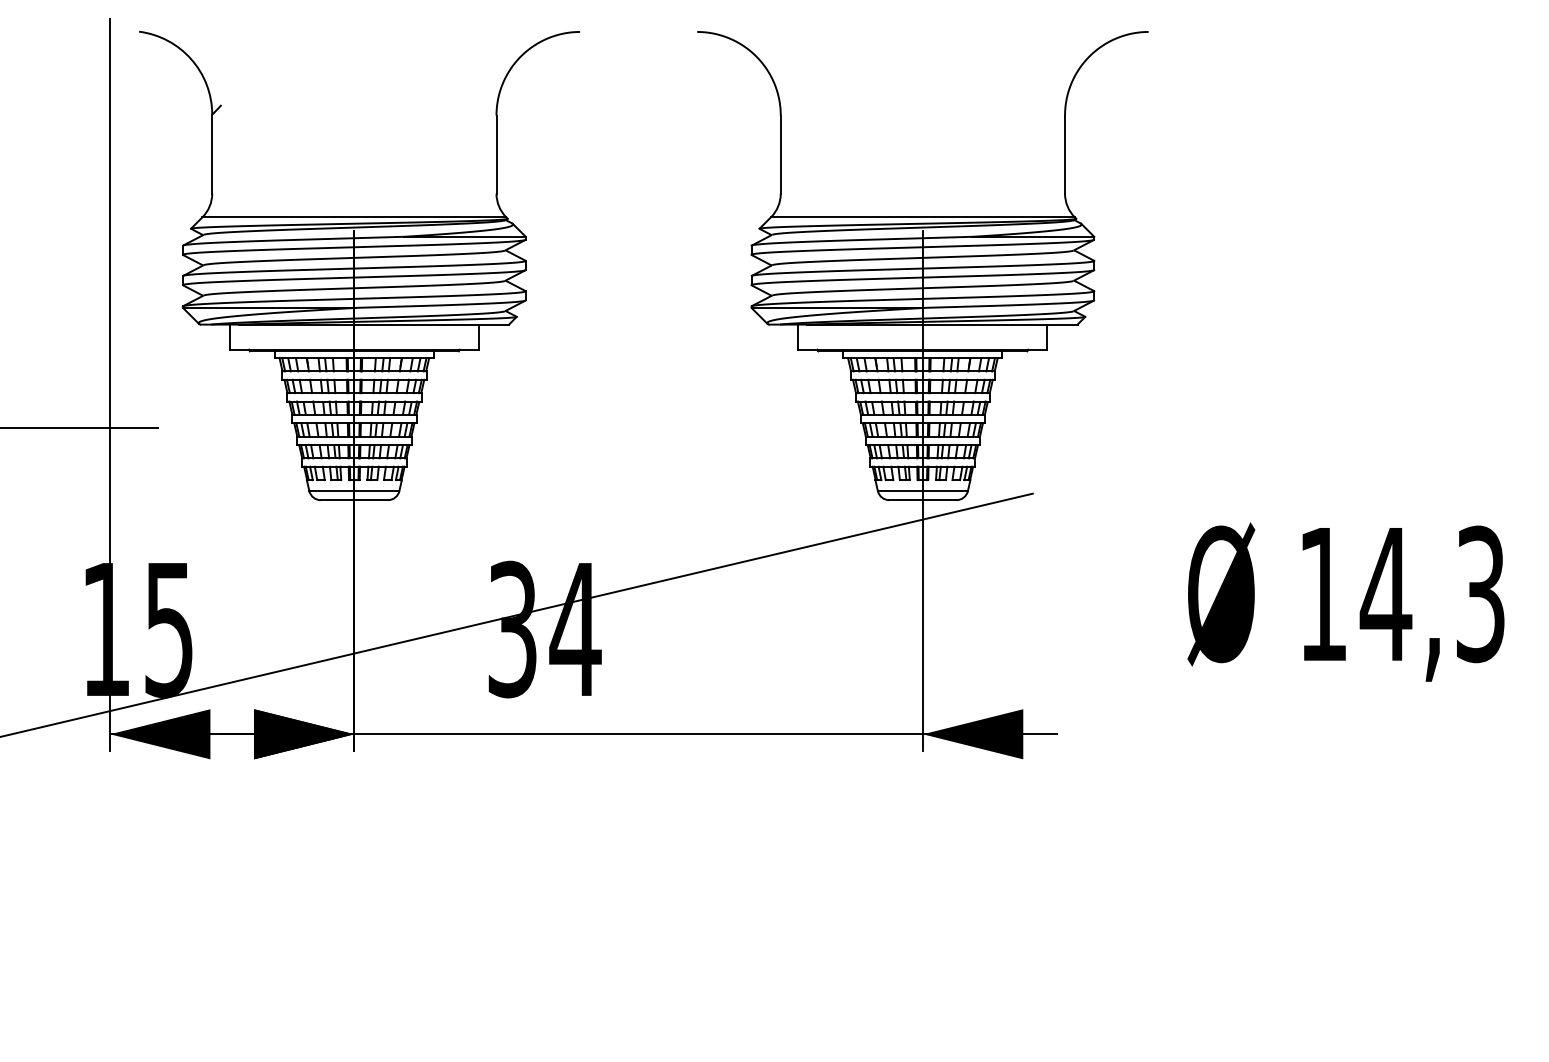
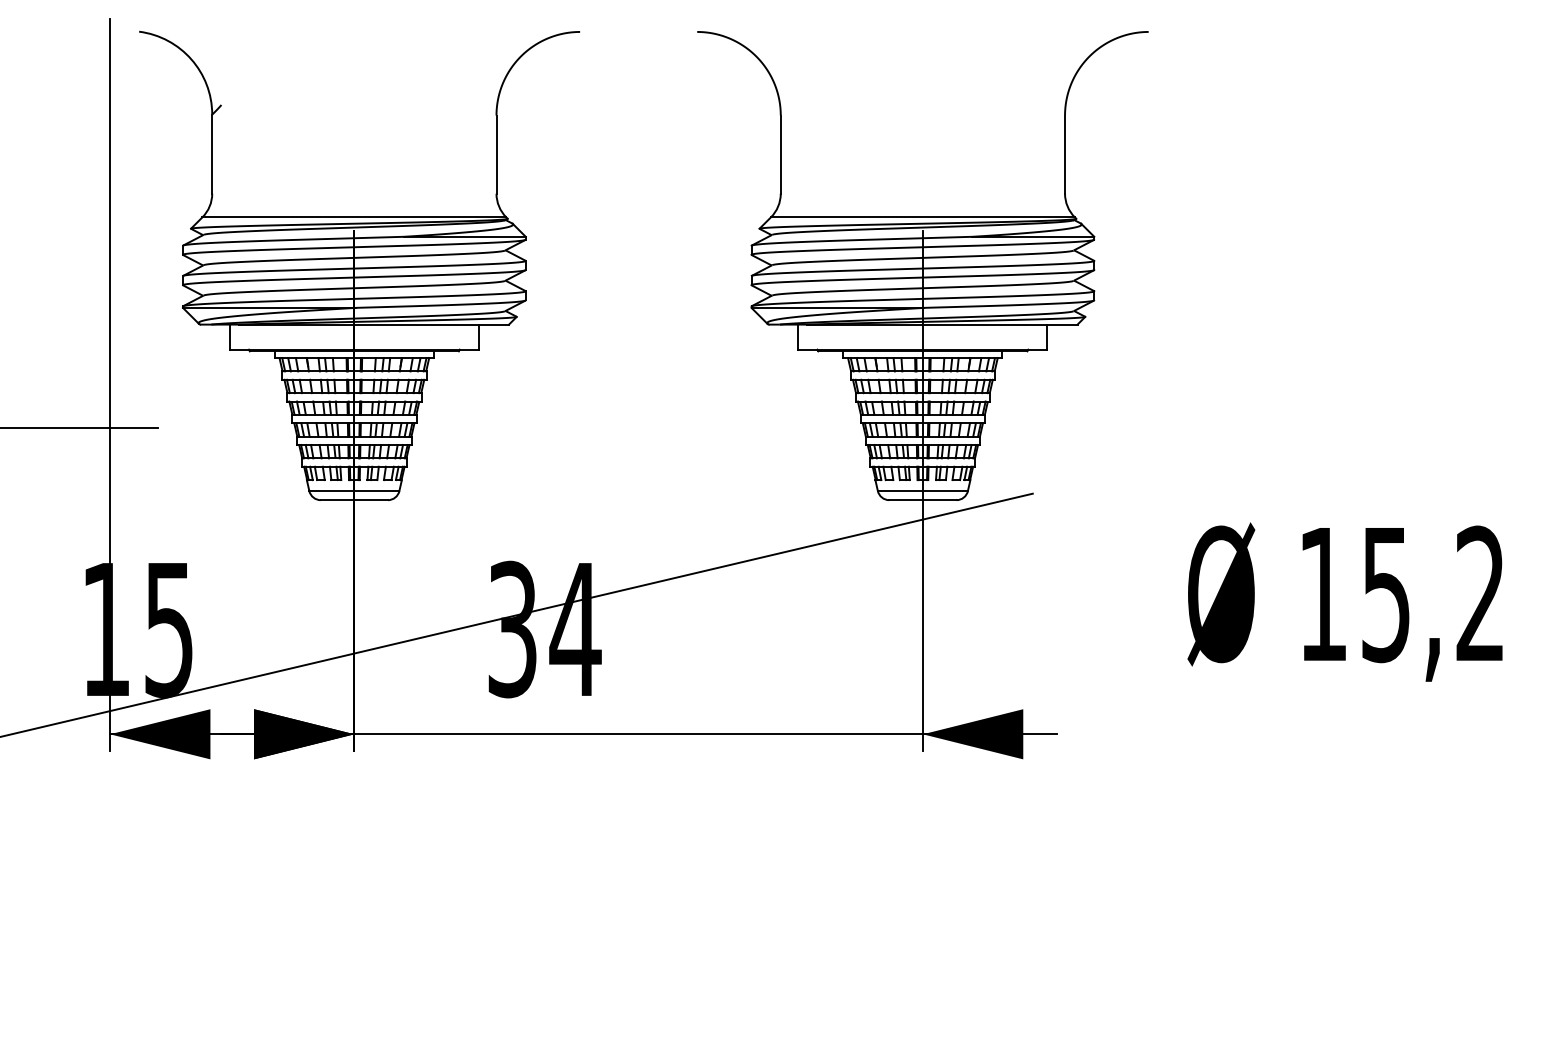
text: 14,3 -> 15,2 (1431, 594)
